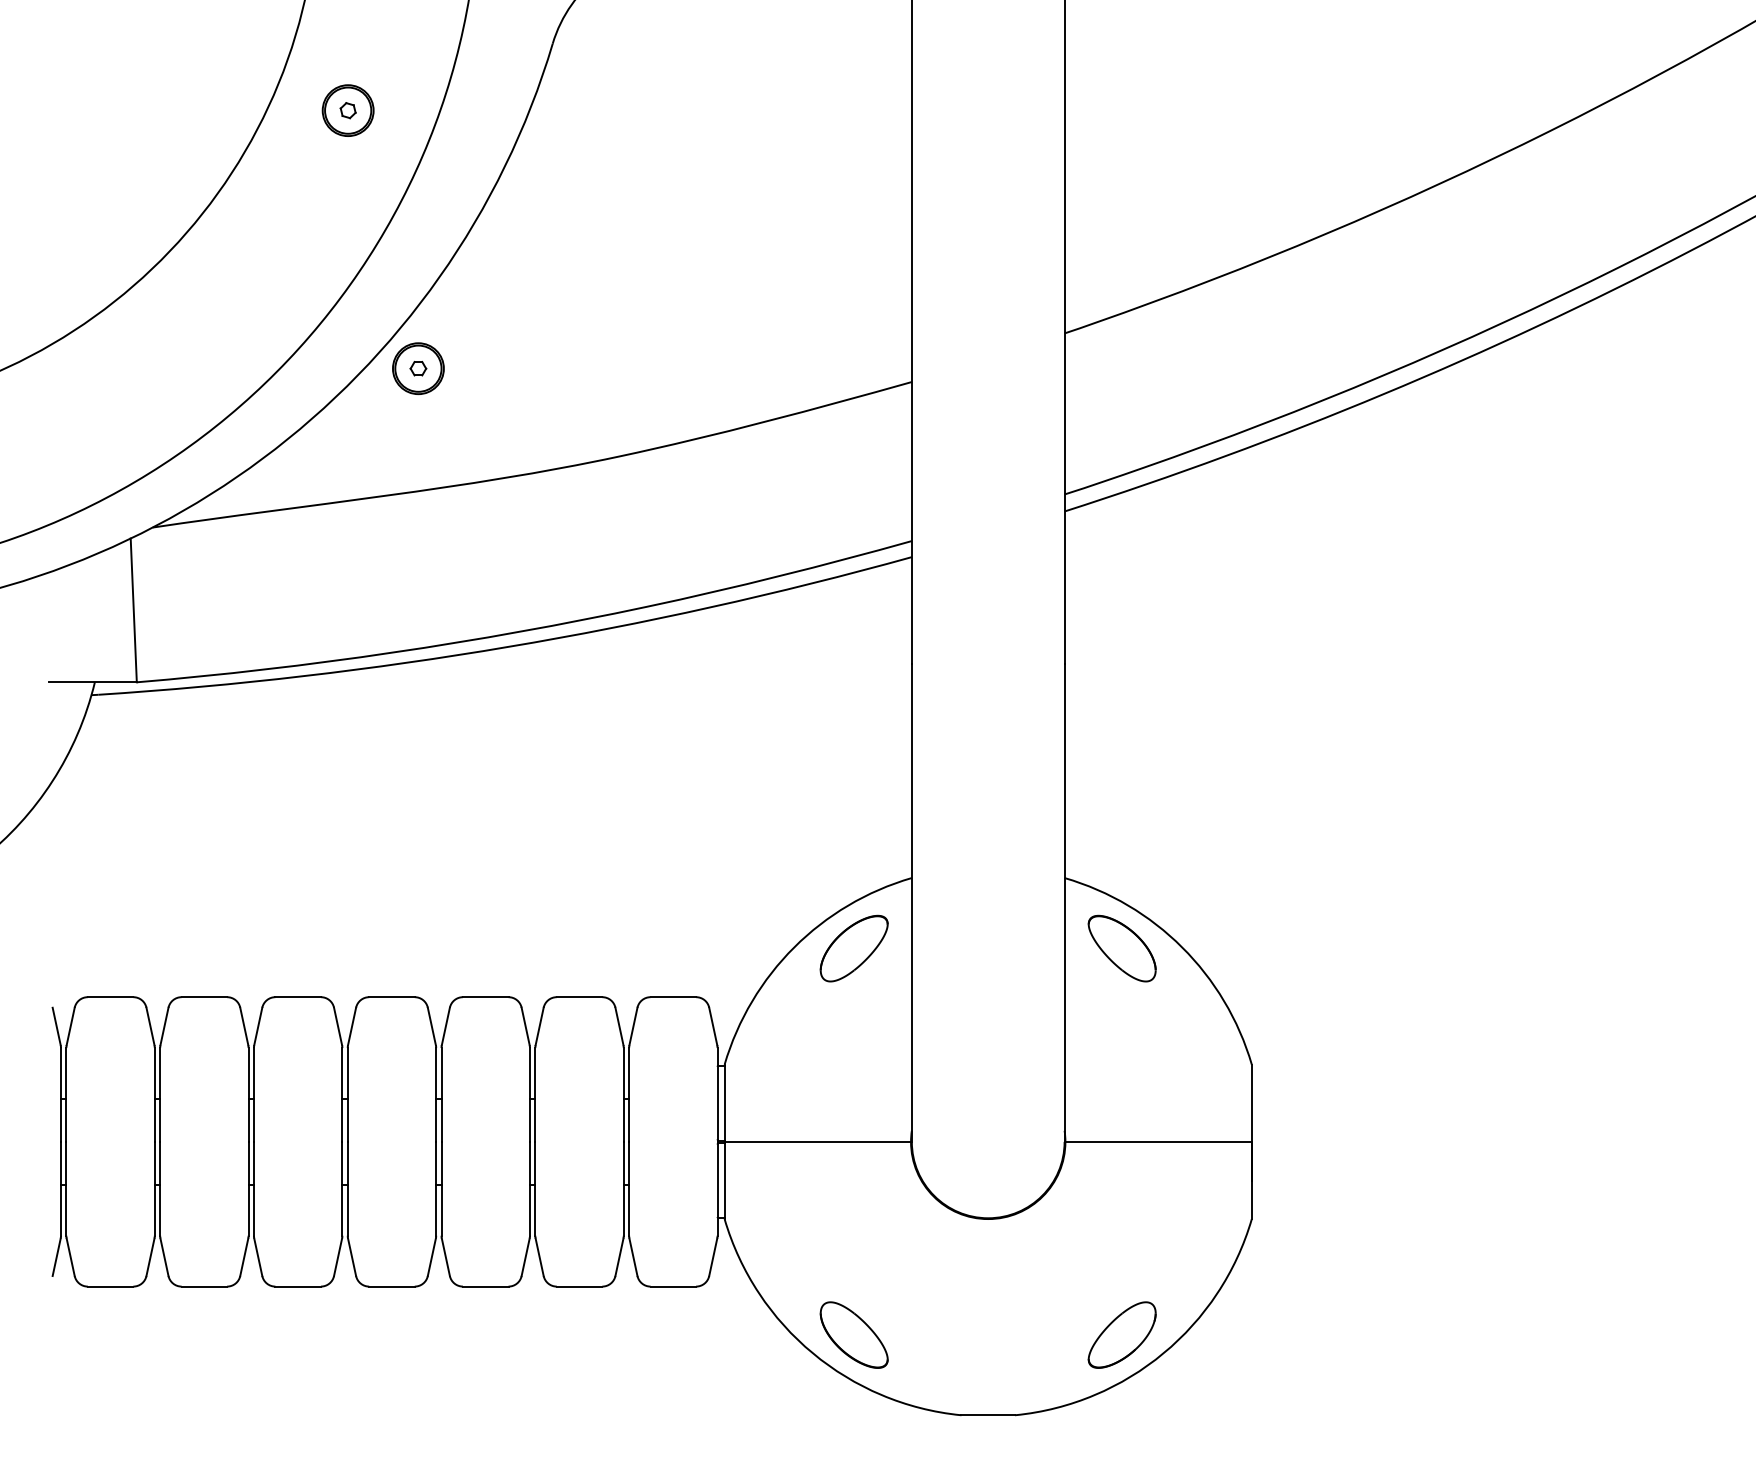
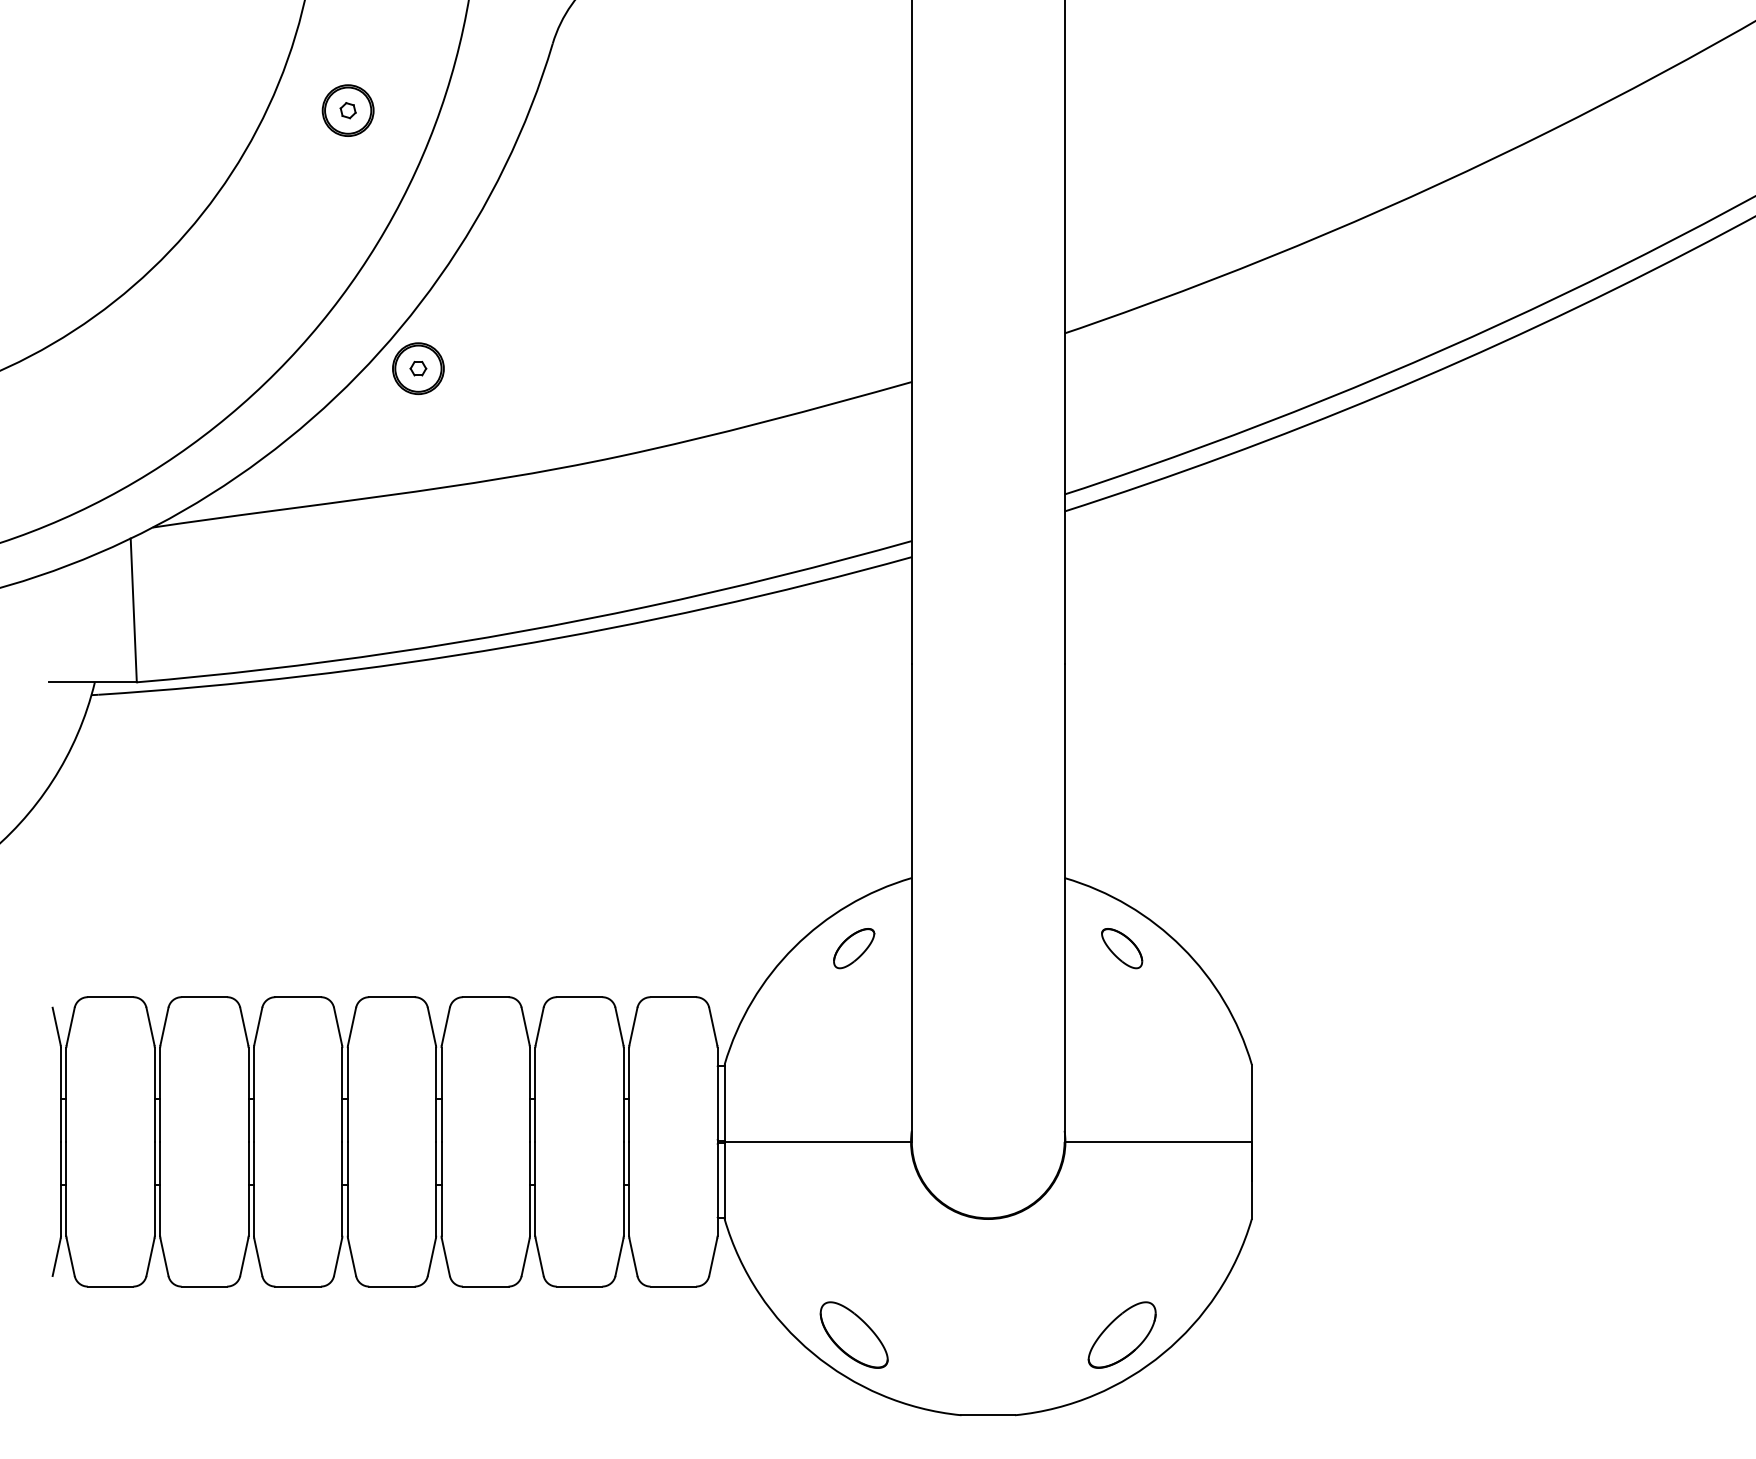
part size: 70x69 px -> 43x42 px (854, 948)
part size: 70x69 px -> 43x42 px (1122, 948)
